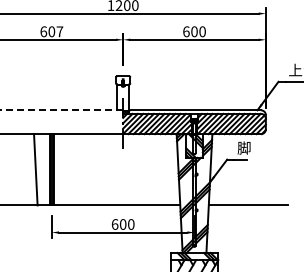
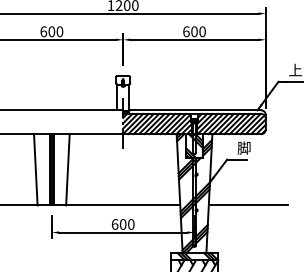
text: 607 -> 600 (59, 31)
line: dashed -> solid (61, 110)
line: none -> present (67, 169)
